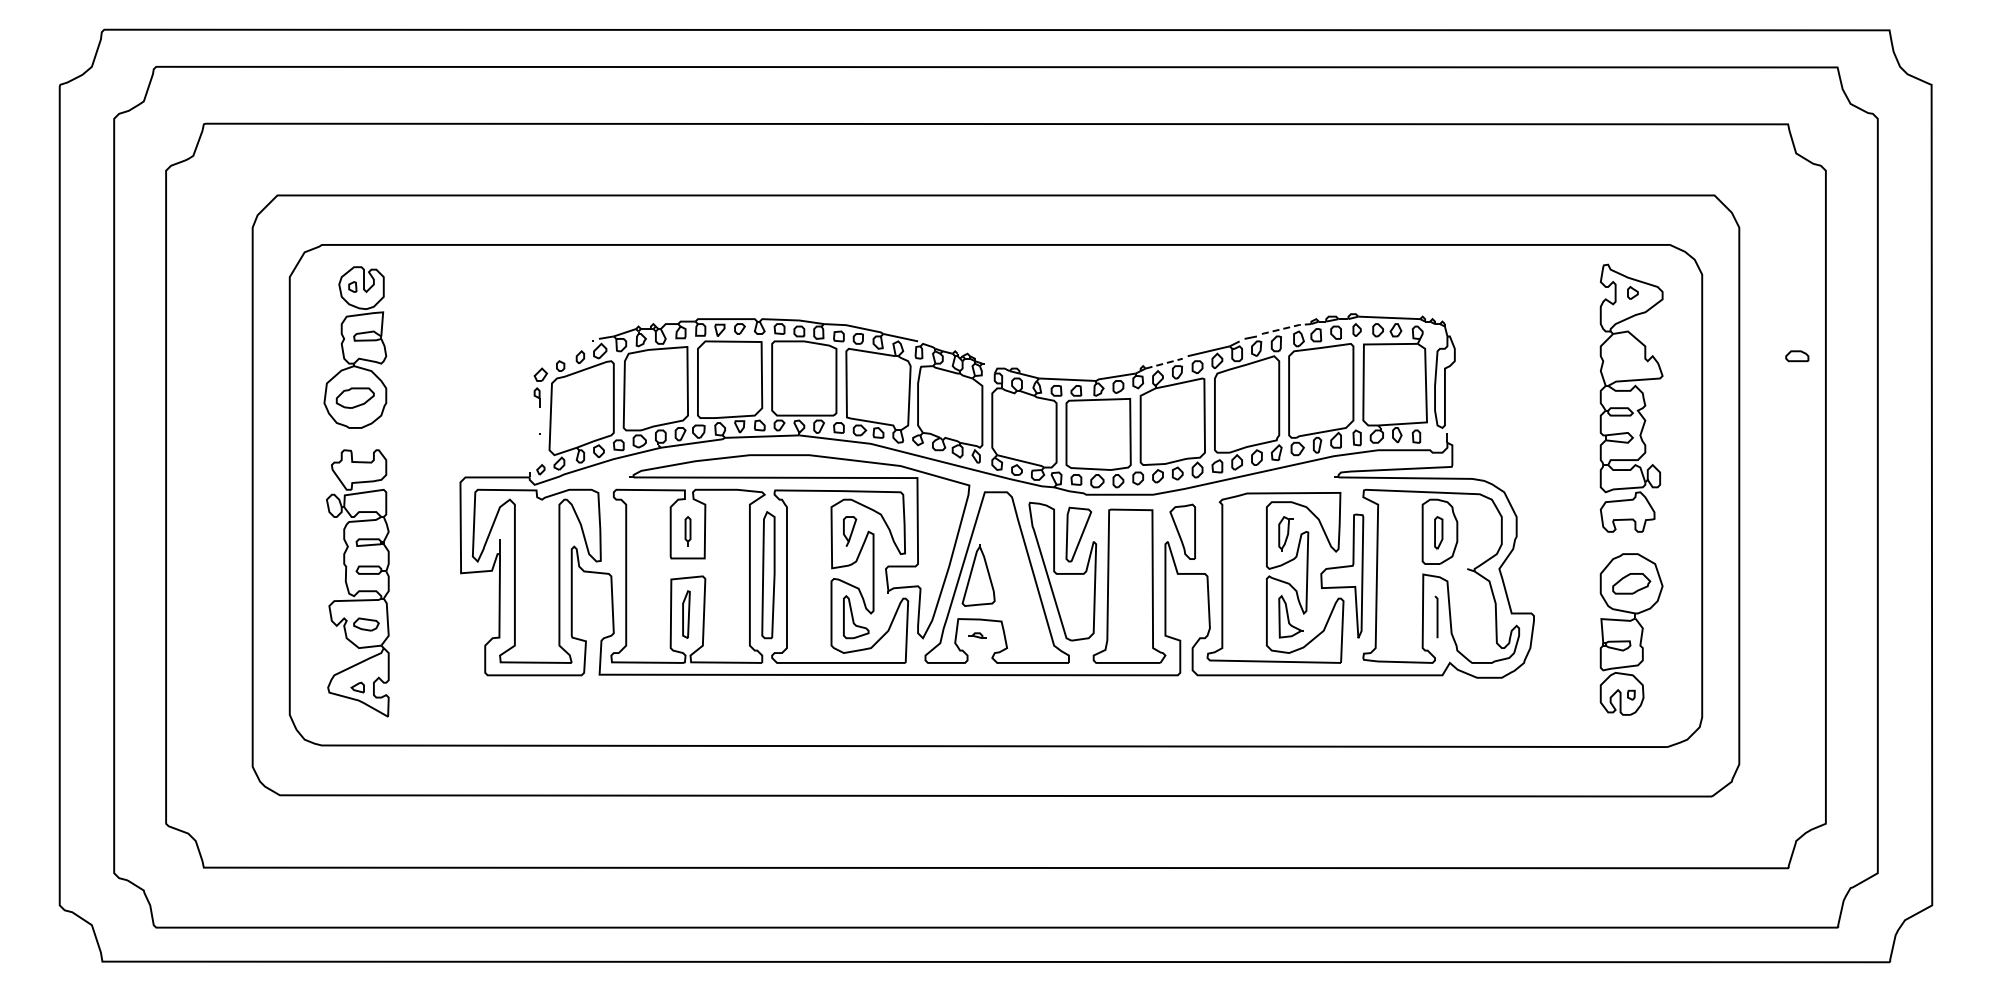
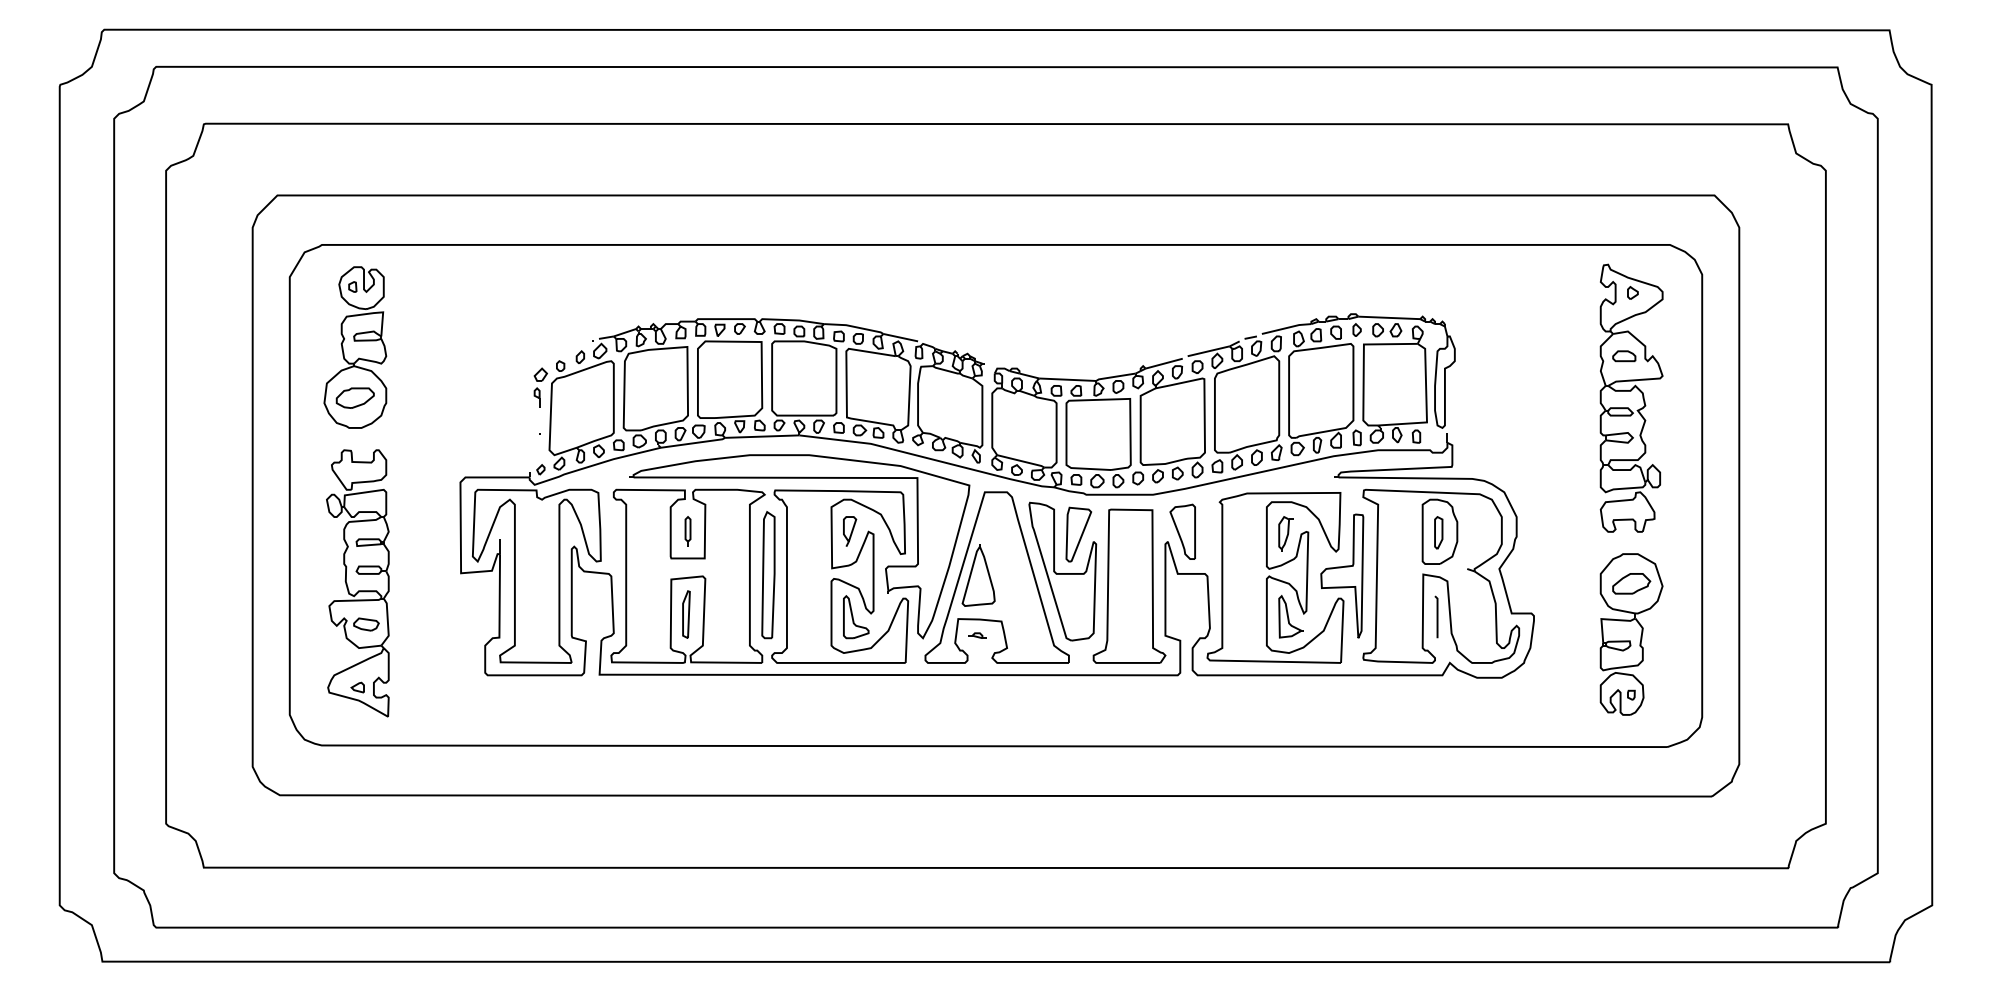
line: dashed -> solid (1286, 328)
part position: (1797, 356) -> (1624, 356) (1624, 356)
line: dashed -> solid (1164, 363)
